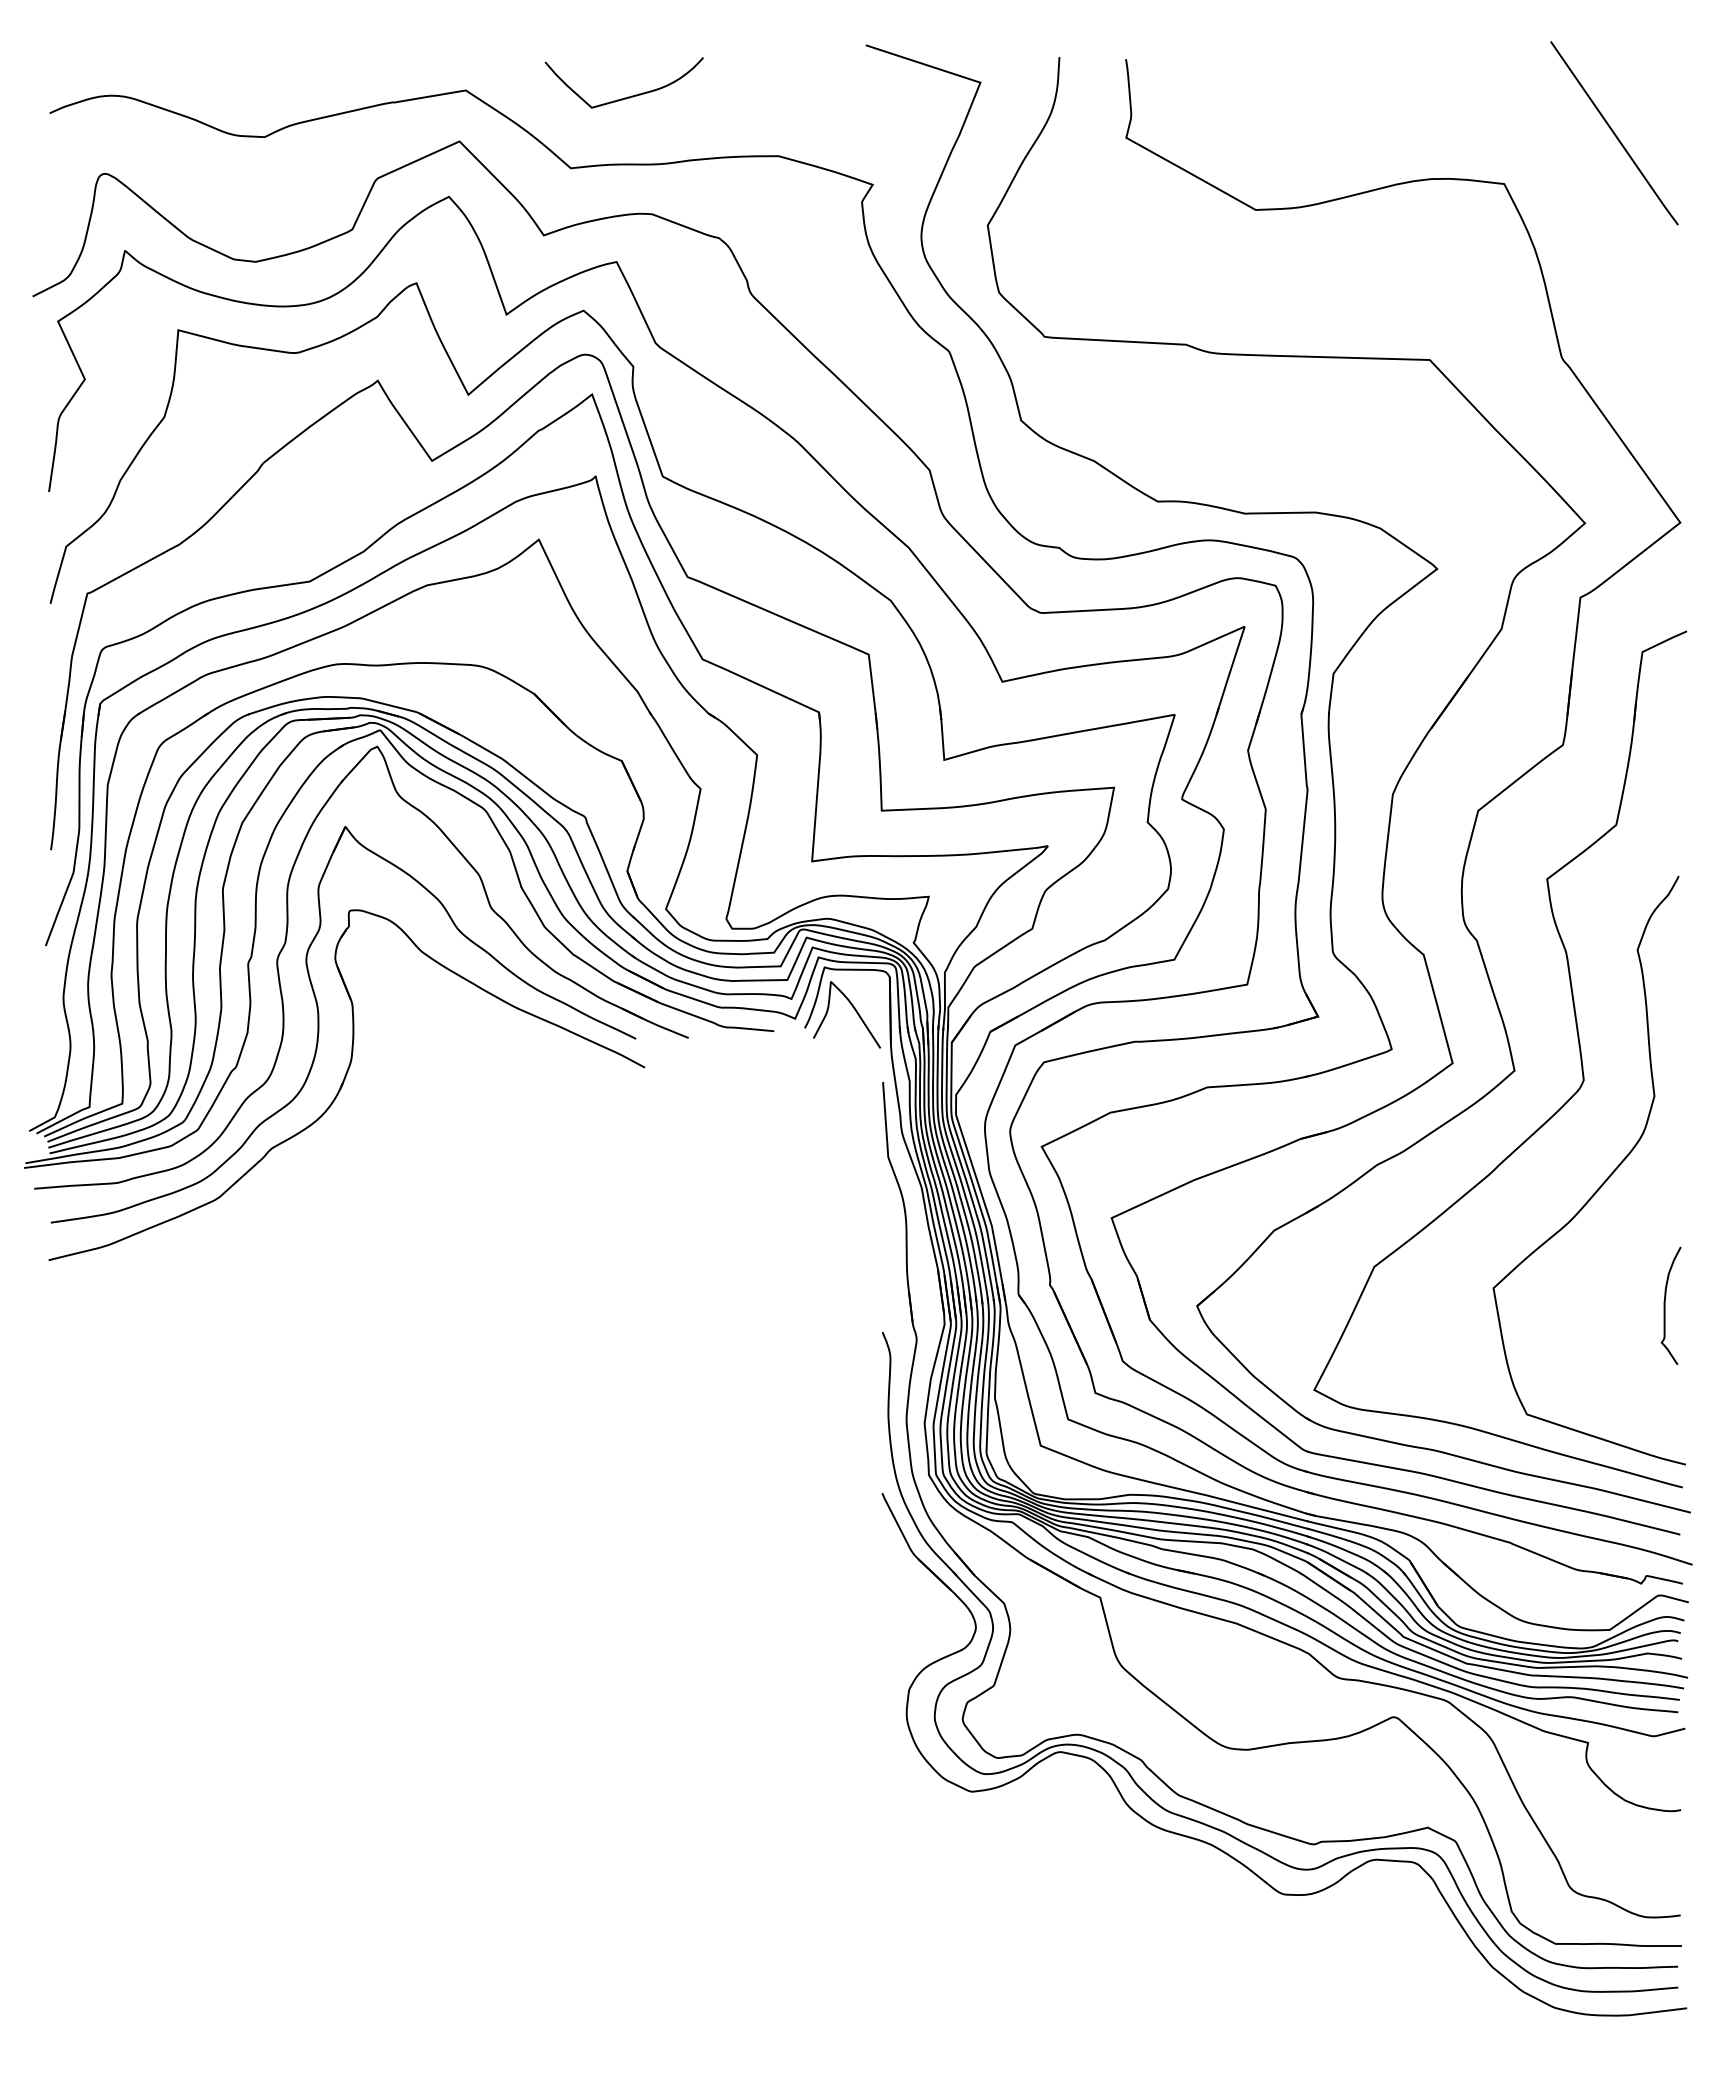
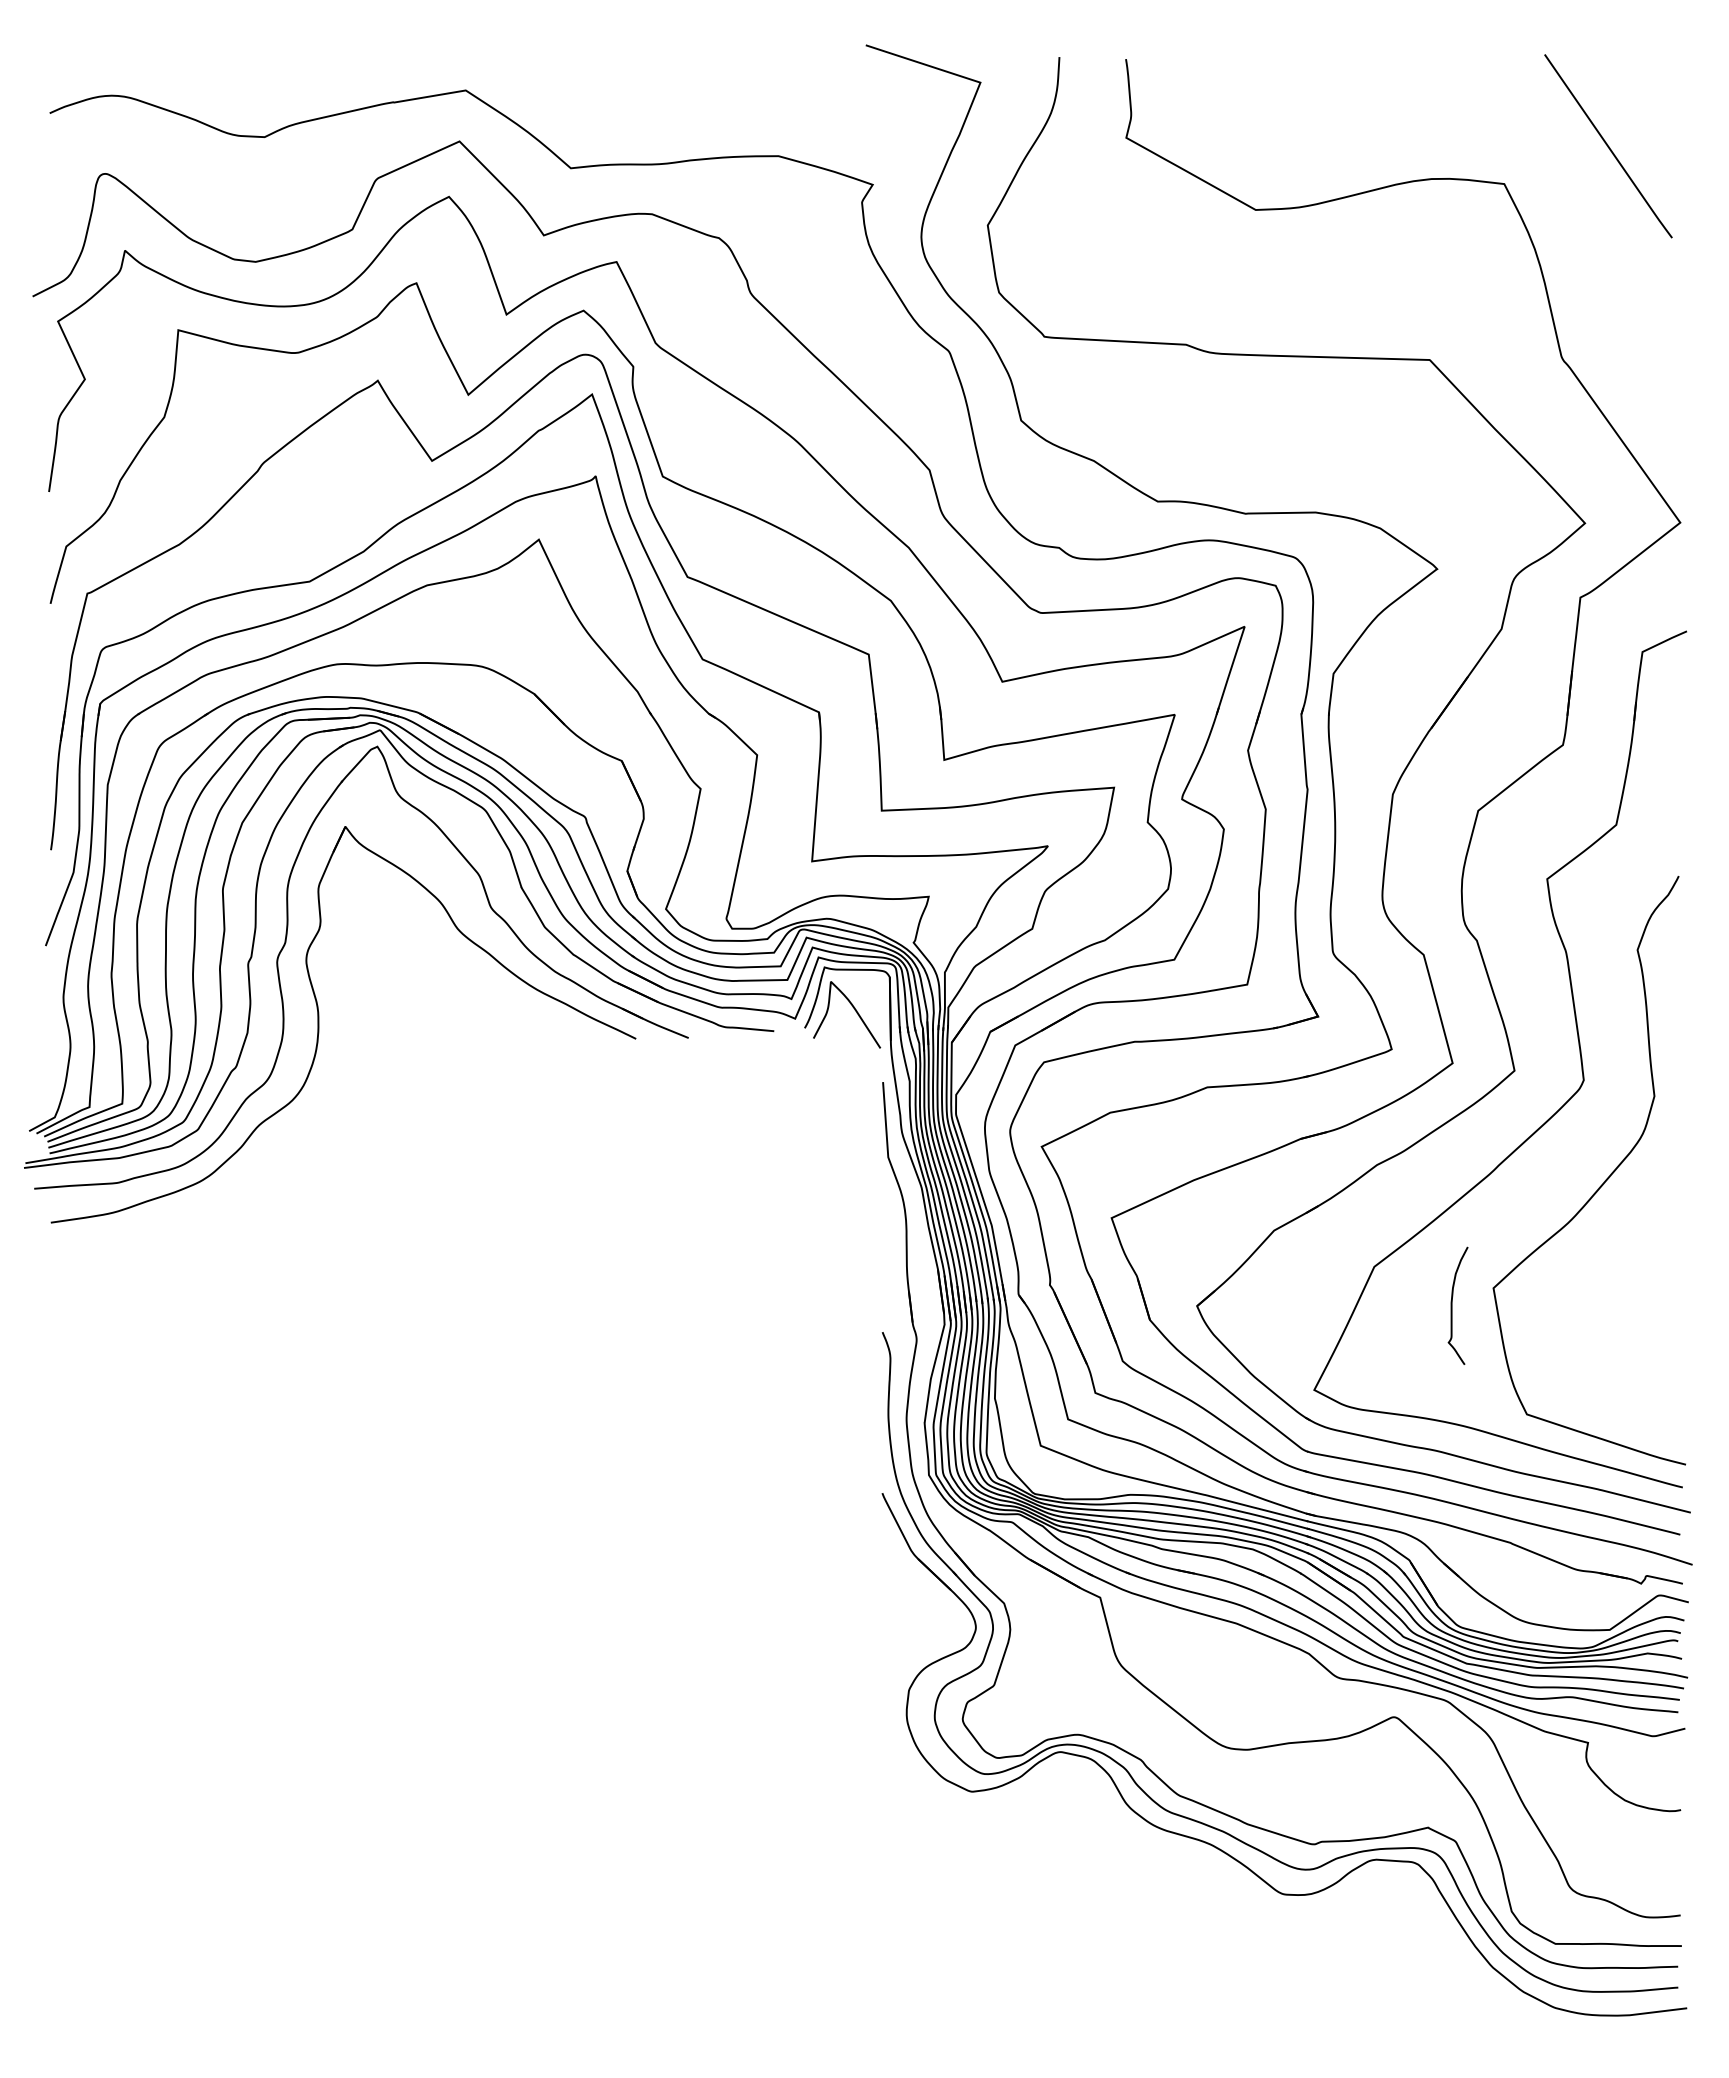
curve: present -> none (628, 96)
line position: (1614, 133) -> (1608, 146) (1608, 146)
part: present -> none (346, 1084)
curve position: (1665, 1305) -> (1452, 1305) (1452, 1305)
